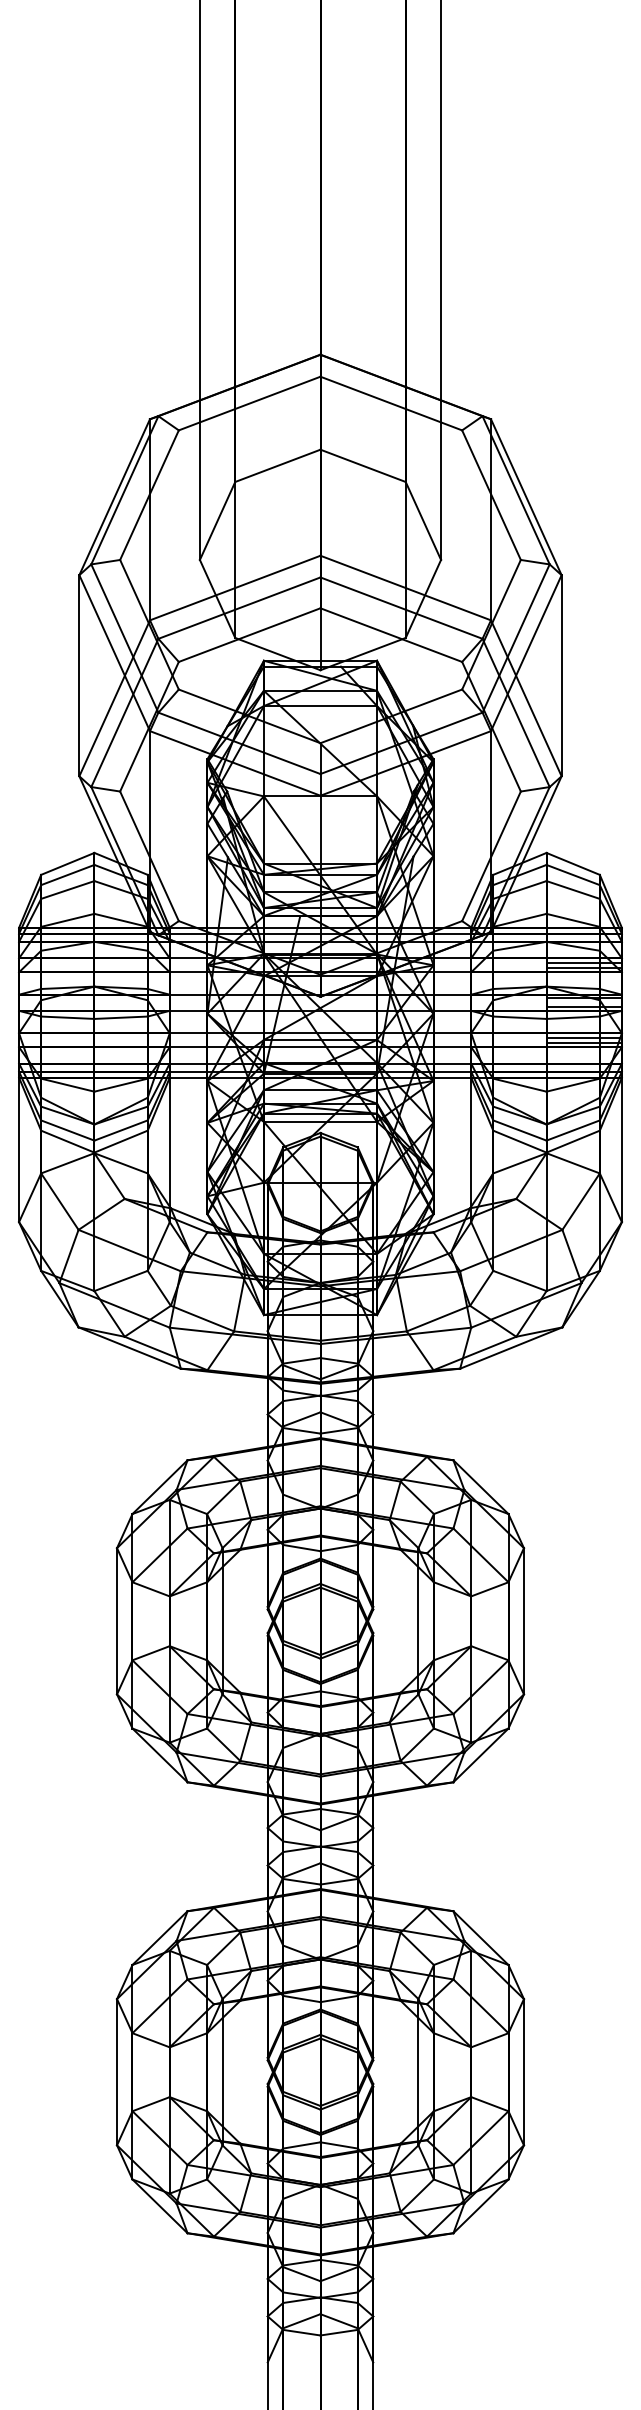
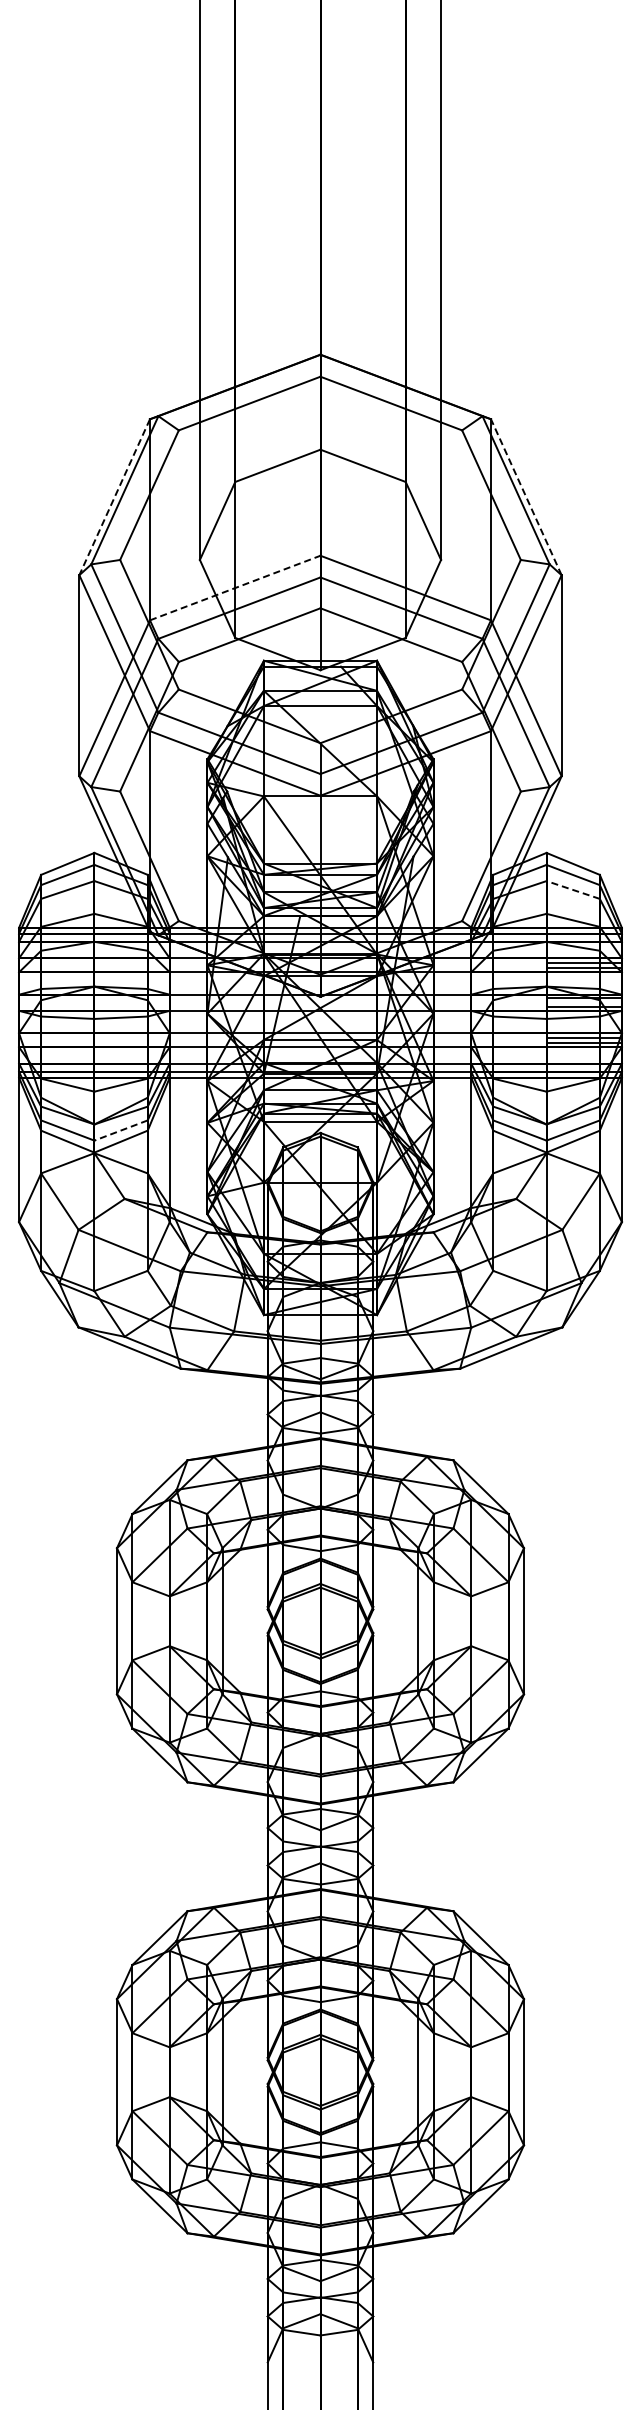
line: solid -> dashed (114, 497)
line: solid -> dashed (526, 497)
line: solid -> dashed (235, 587)
line: solid -> dashed (572, 889)
line: solid -> dashed (120, 1130)
